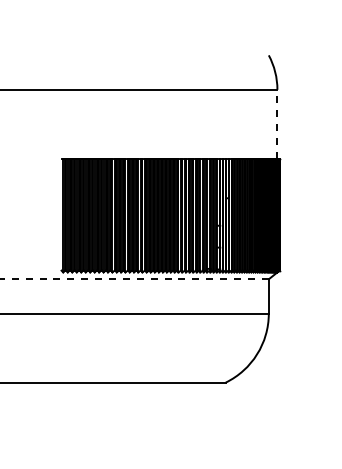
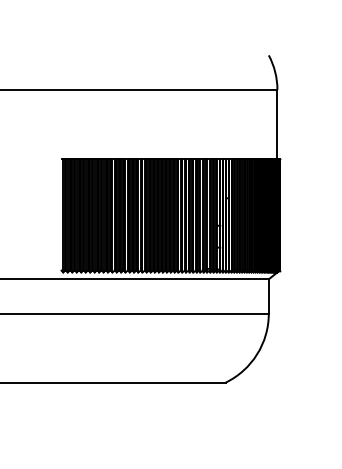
line: dashed -> solid (277, 123)
line: dashed -> solid (134, 279)
